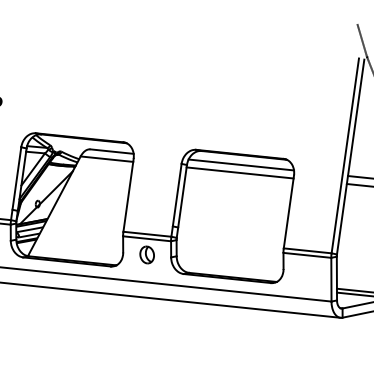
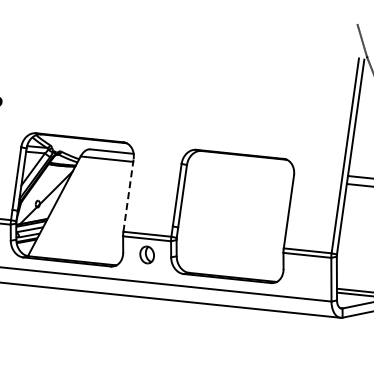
line: present -> none (241, 164)
line: present -> none (239, 172)
line: solid -> dashed (128, 195)
